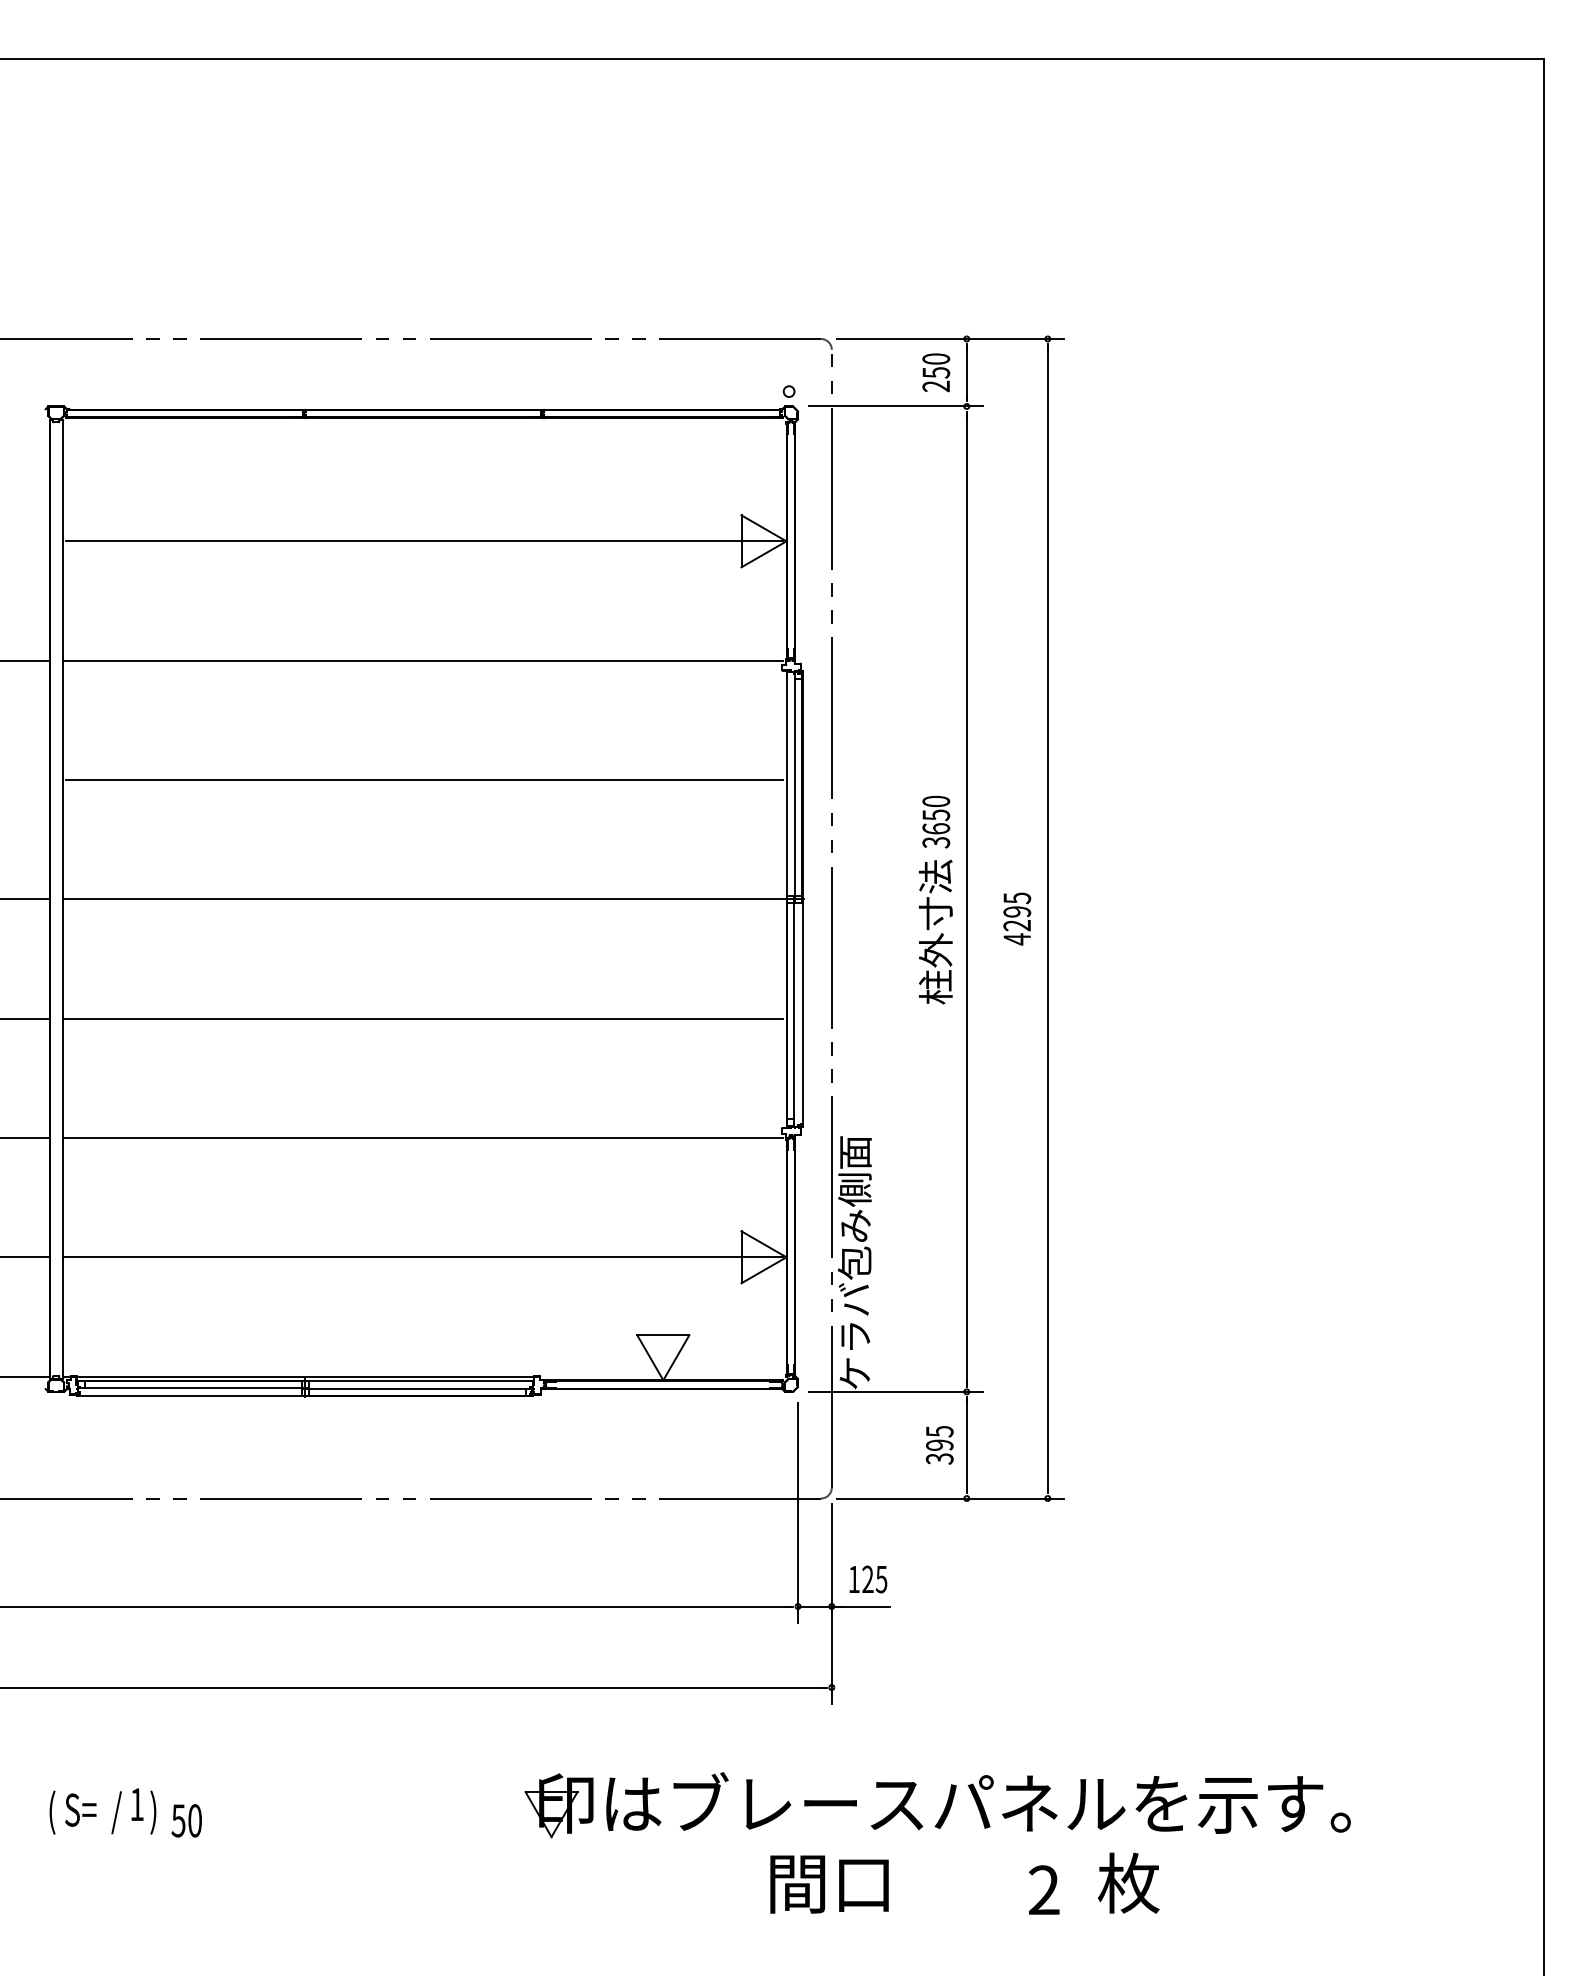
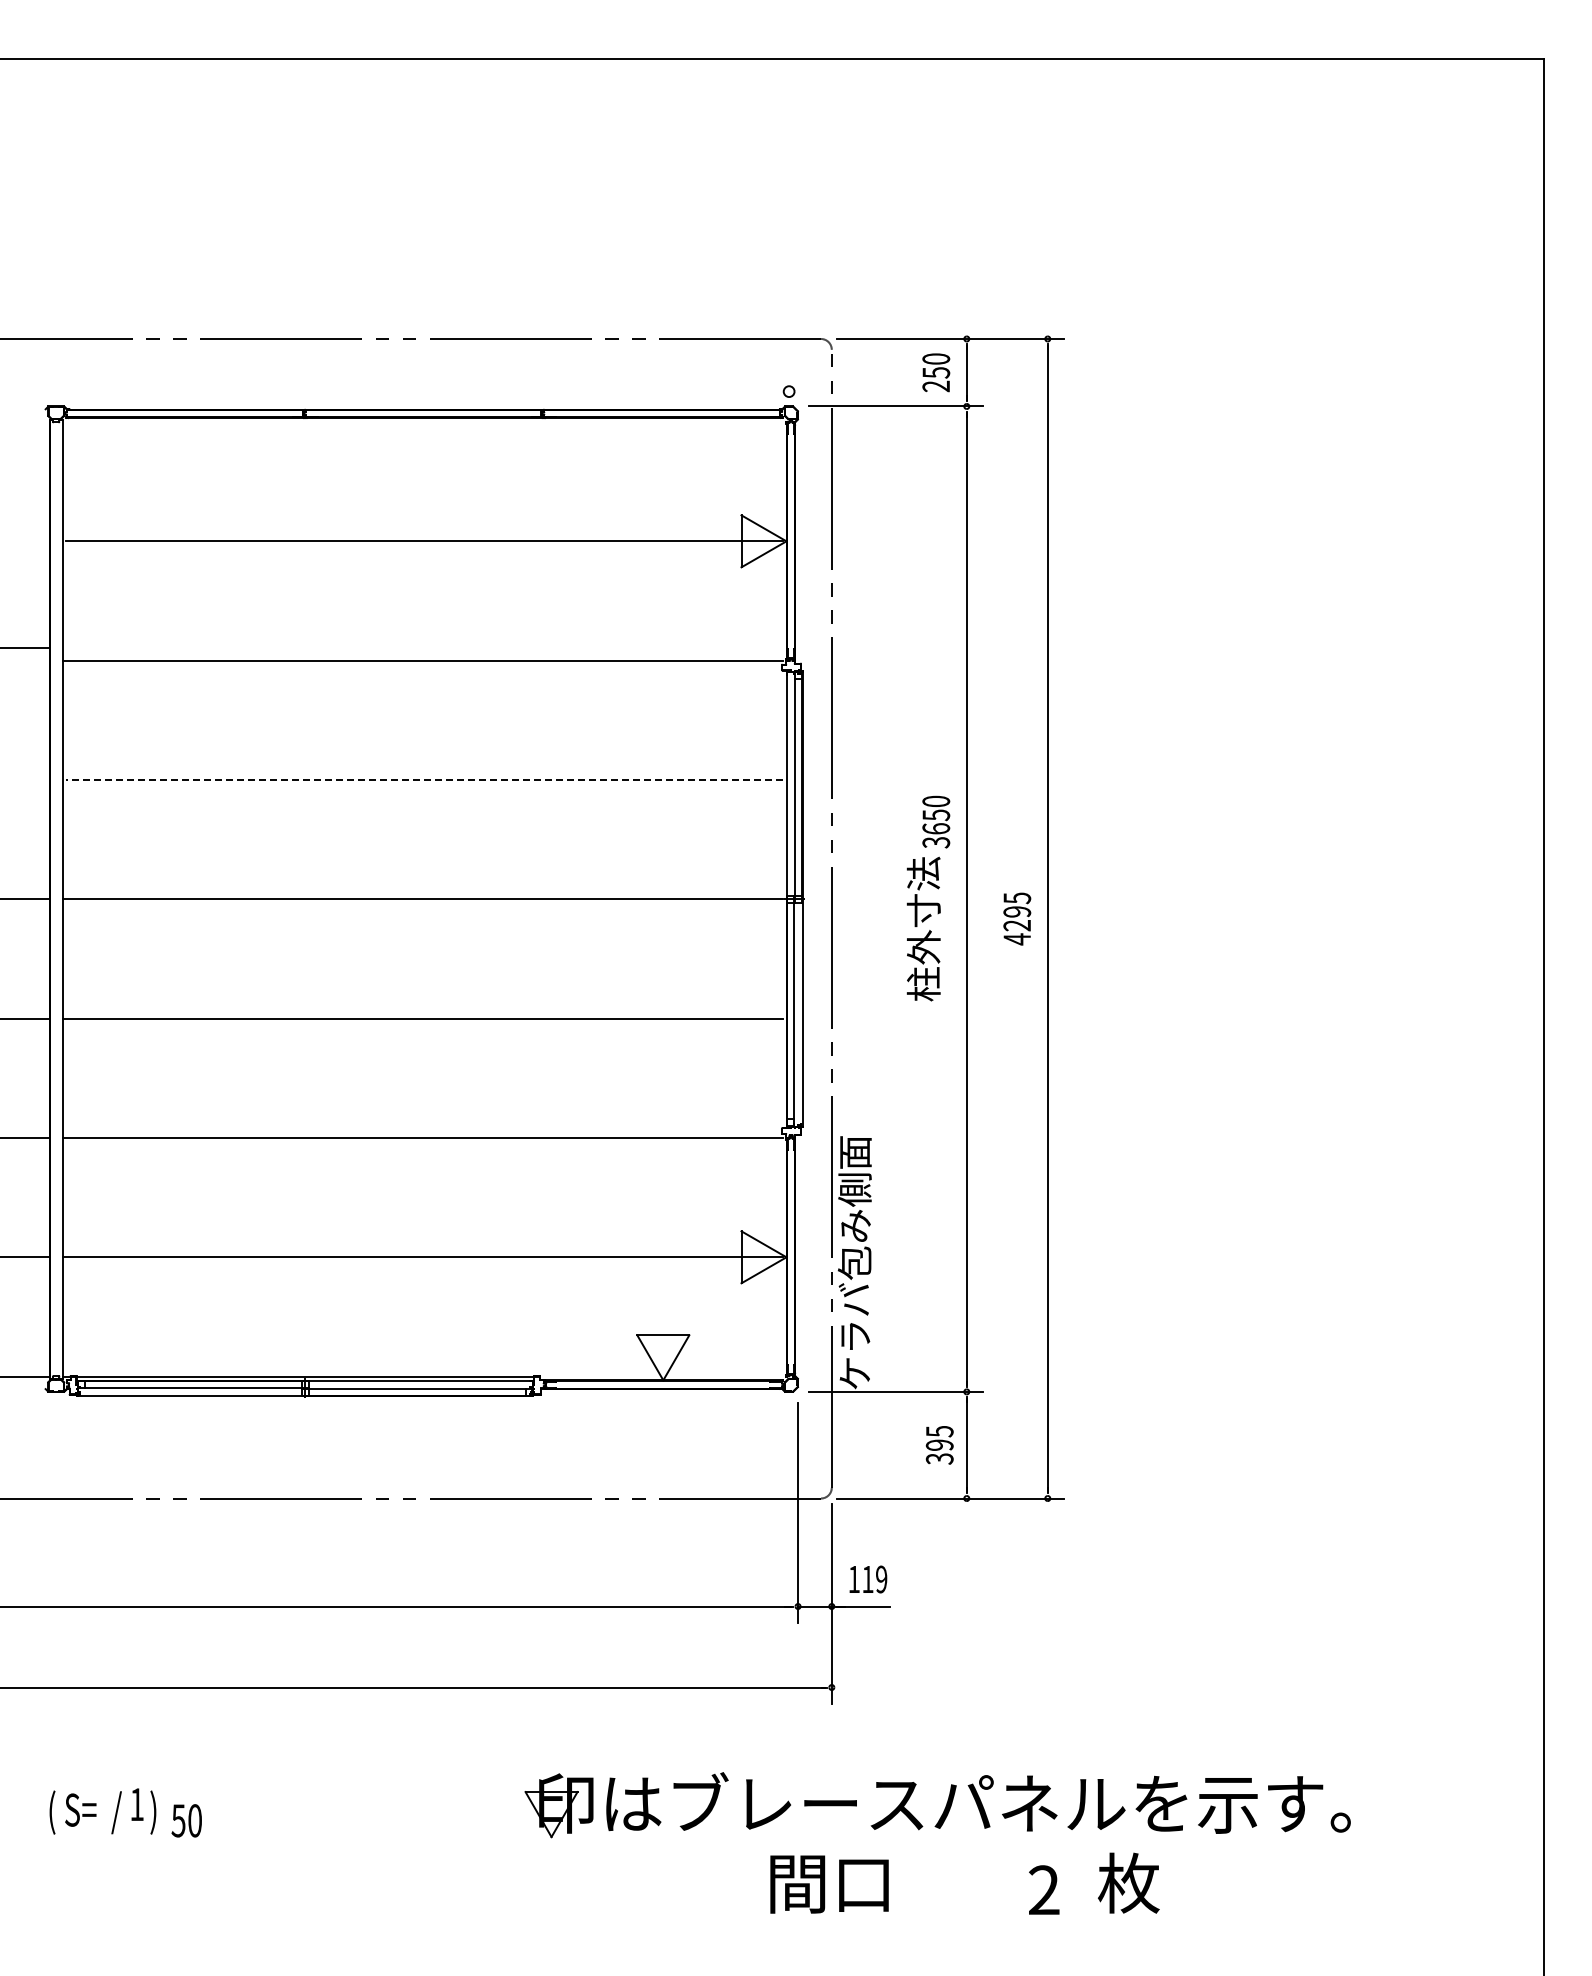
line position: (25, 660) -> (25, 647) (25, 647)
line: solid -> dashed (424, 780)
text position: (935, 931) -> (923, 928) (923, 928)
text: 125 -> 119 (874, 1579)
